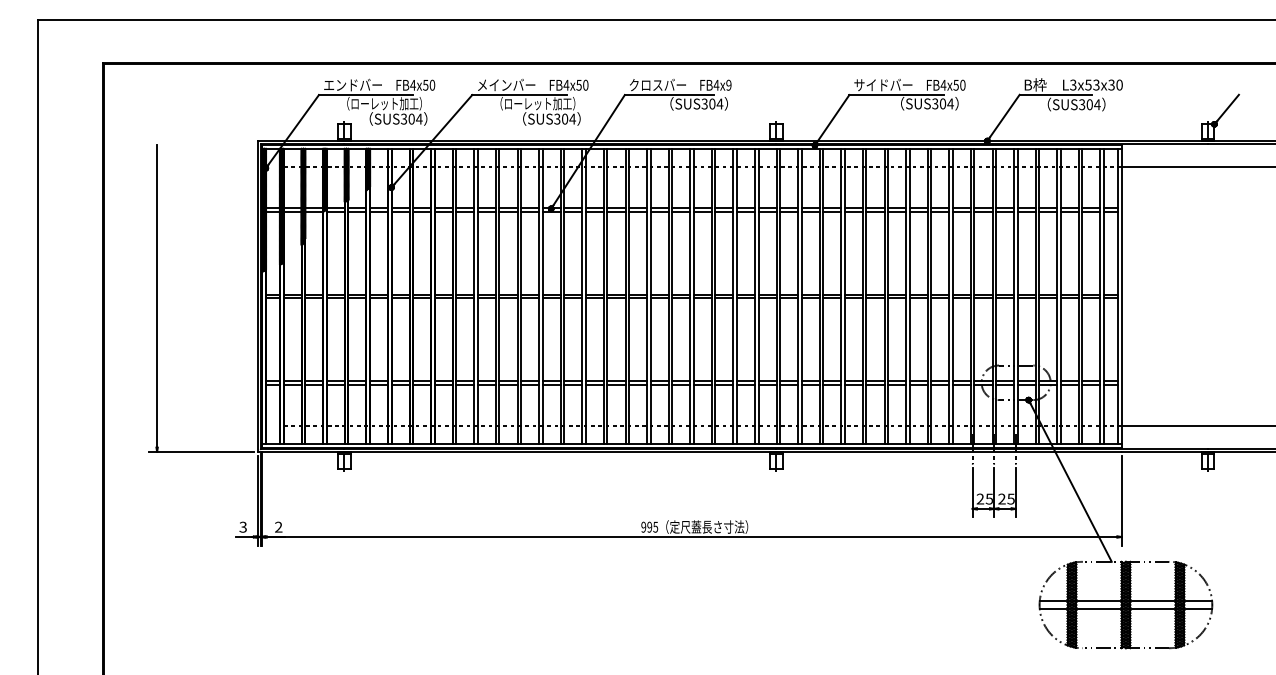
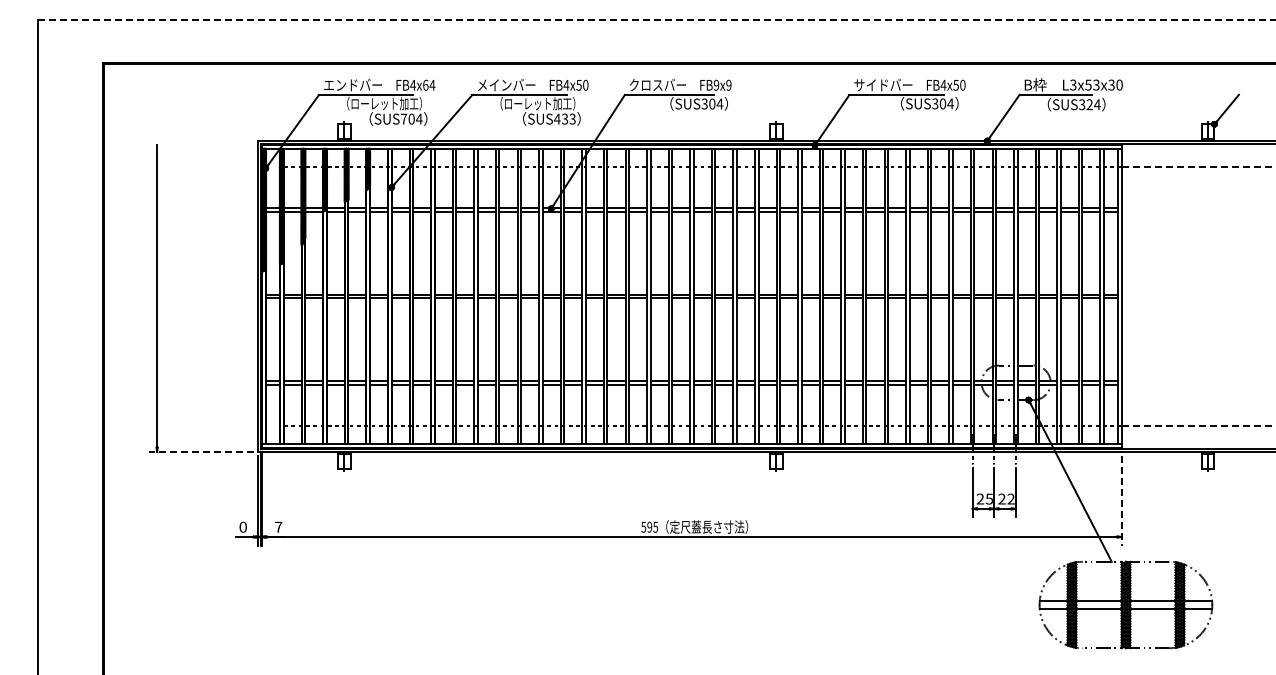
line: solid -> dashed (657, 20)
text: FB4x50 -> FB4x64 (429, 84)
text: FB4x9 -> FB9x9 (716, 84)
text: SUS304 -> SUS324 (1089, 104)
text: SUS304 -> SUS704 (403, 118)
text: SUS304 -> SUS433 (564, 118)
line: solid -> dashed (1199, 166)
line: solid -> dashed (1199, 426)
line: solid -> dashed (201, 451)
text: 25 -> 22 (1010, 498)
line: solid -> dashed (1121, 500)
text: 2 -> 7 (278, 526)
text: 995 -> 595 (643, 526)
text: 3 -> 0 (242, 527)
